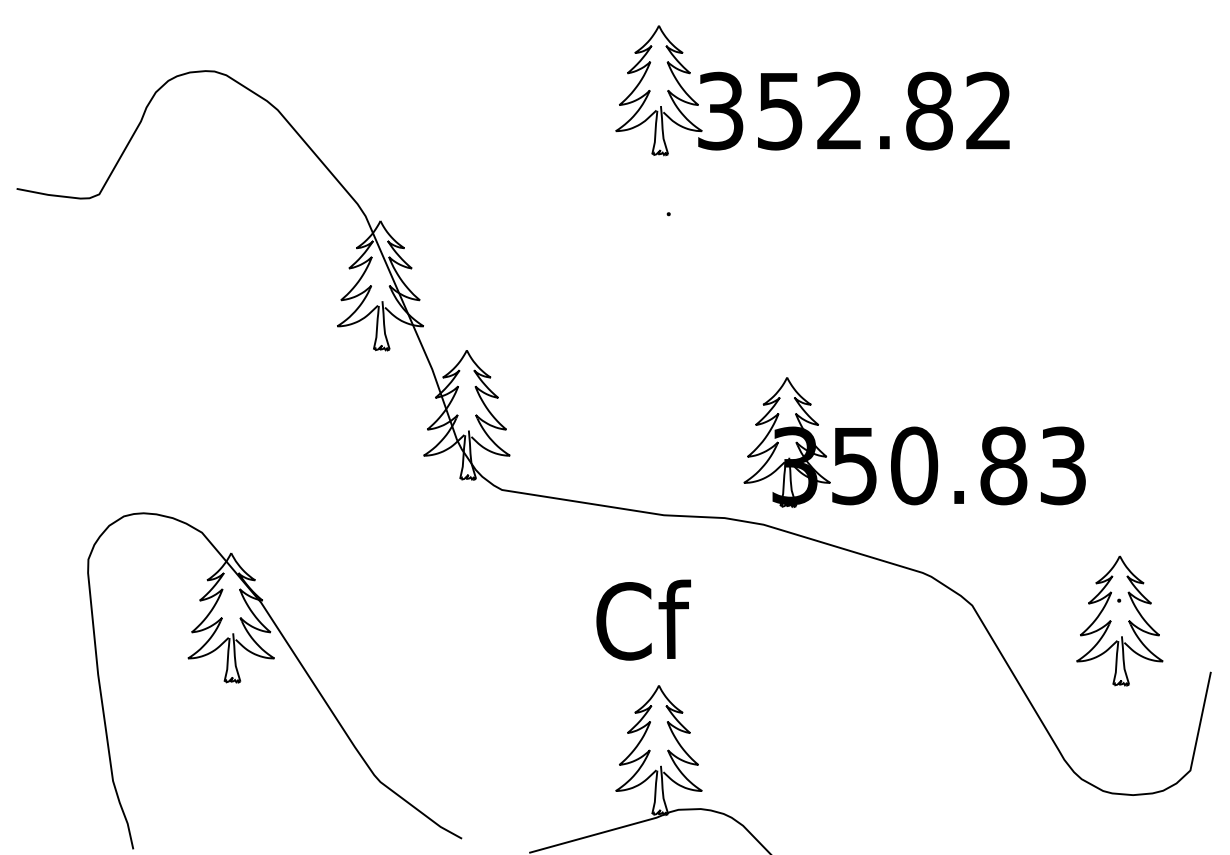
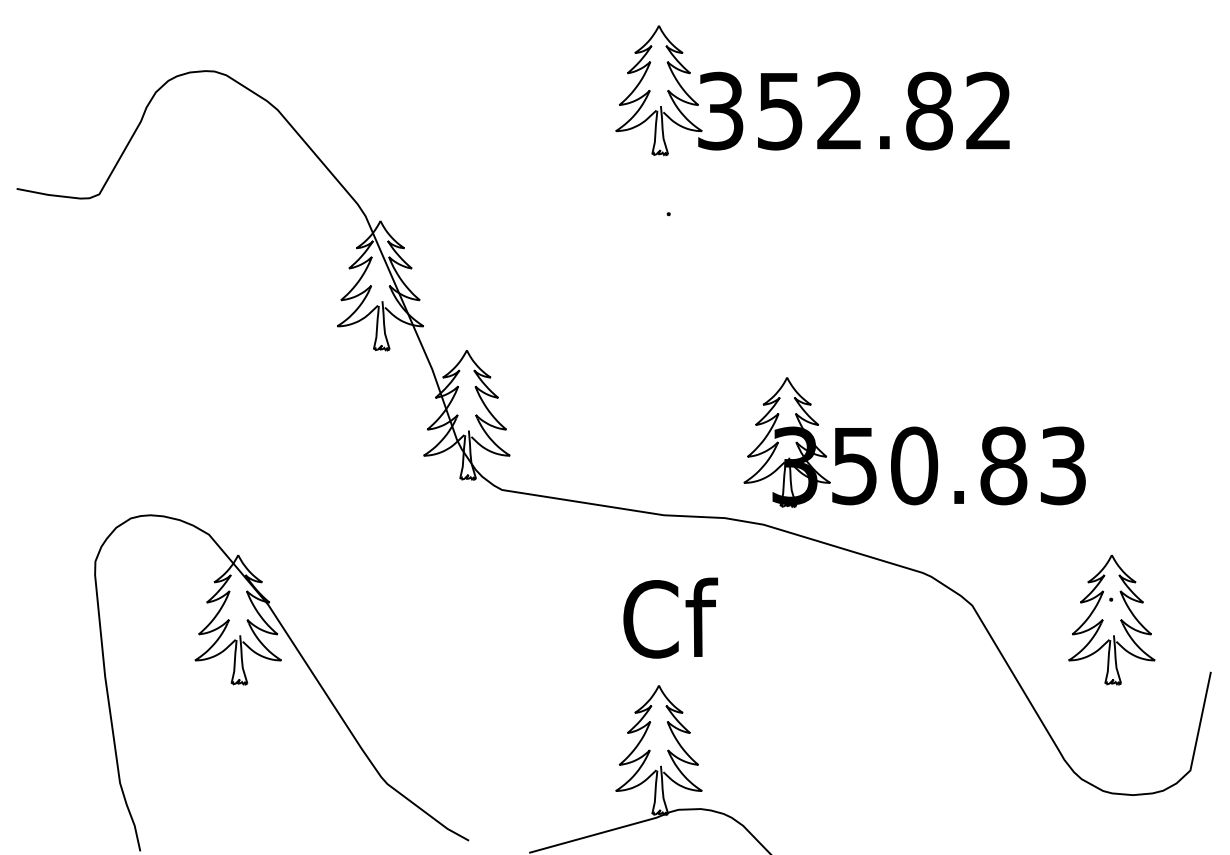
text position: (643, 619) -> (670, 617) (670, 617)
part position: (1119, 620) -> (1111, 619) (1111, 619)
part position: (274, 659) -> (281, 661) (281, 661)
